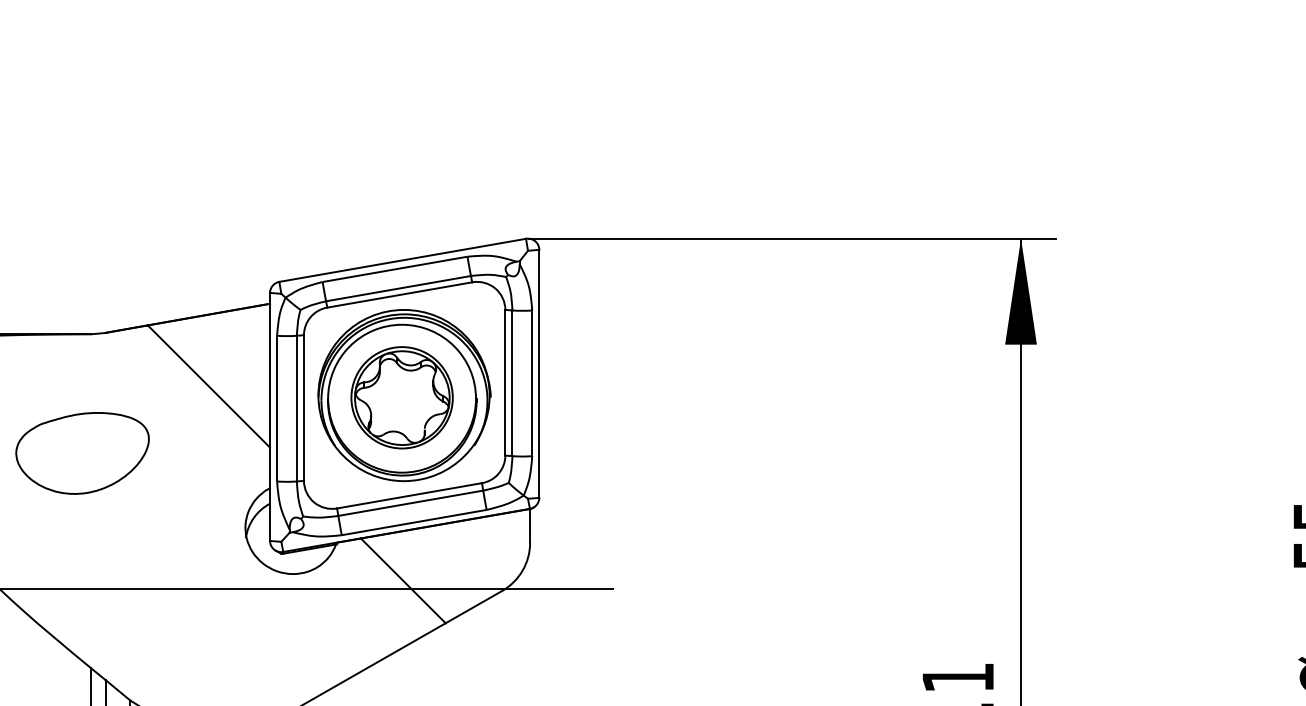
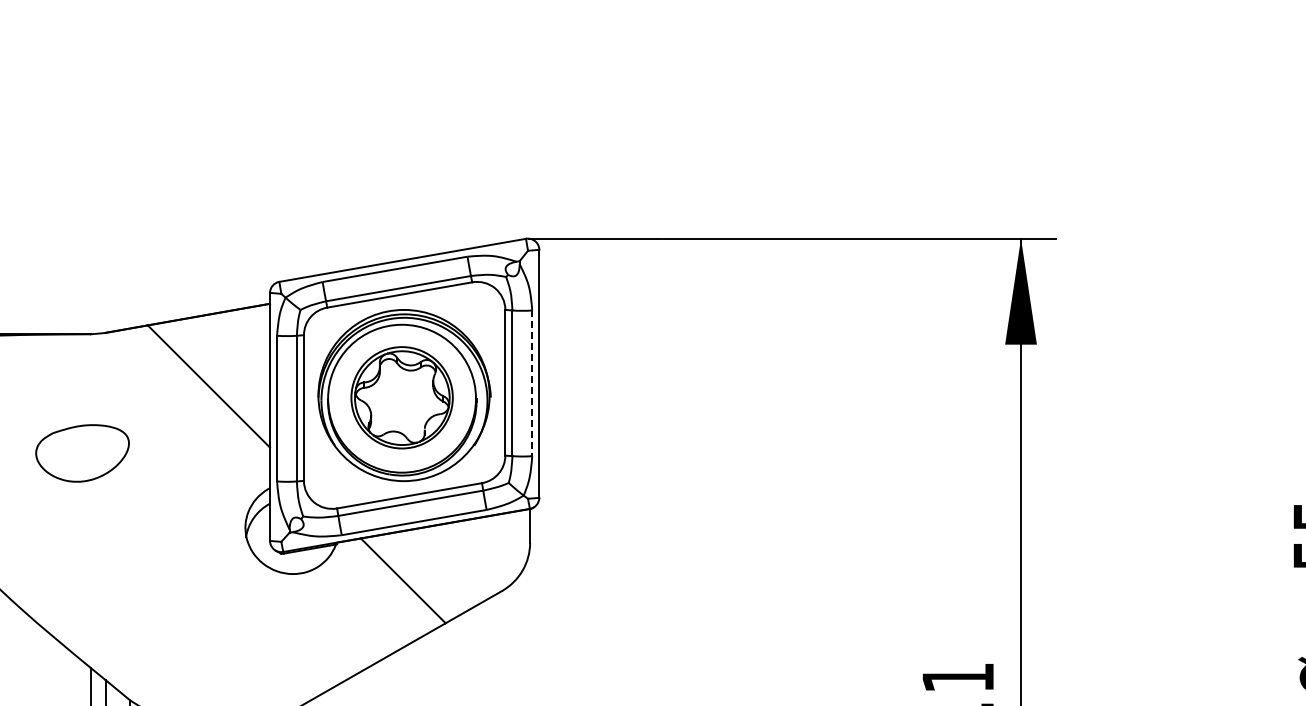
line: solid -> dashed (532, 383)
part size: 135x83 px -> 95x59 px (82, 453)
line: present -> none (307, 588)
